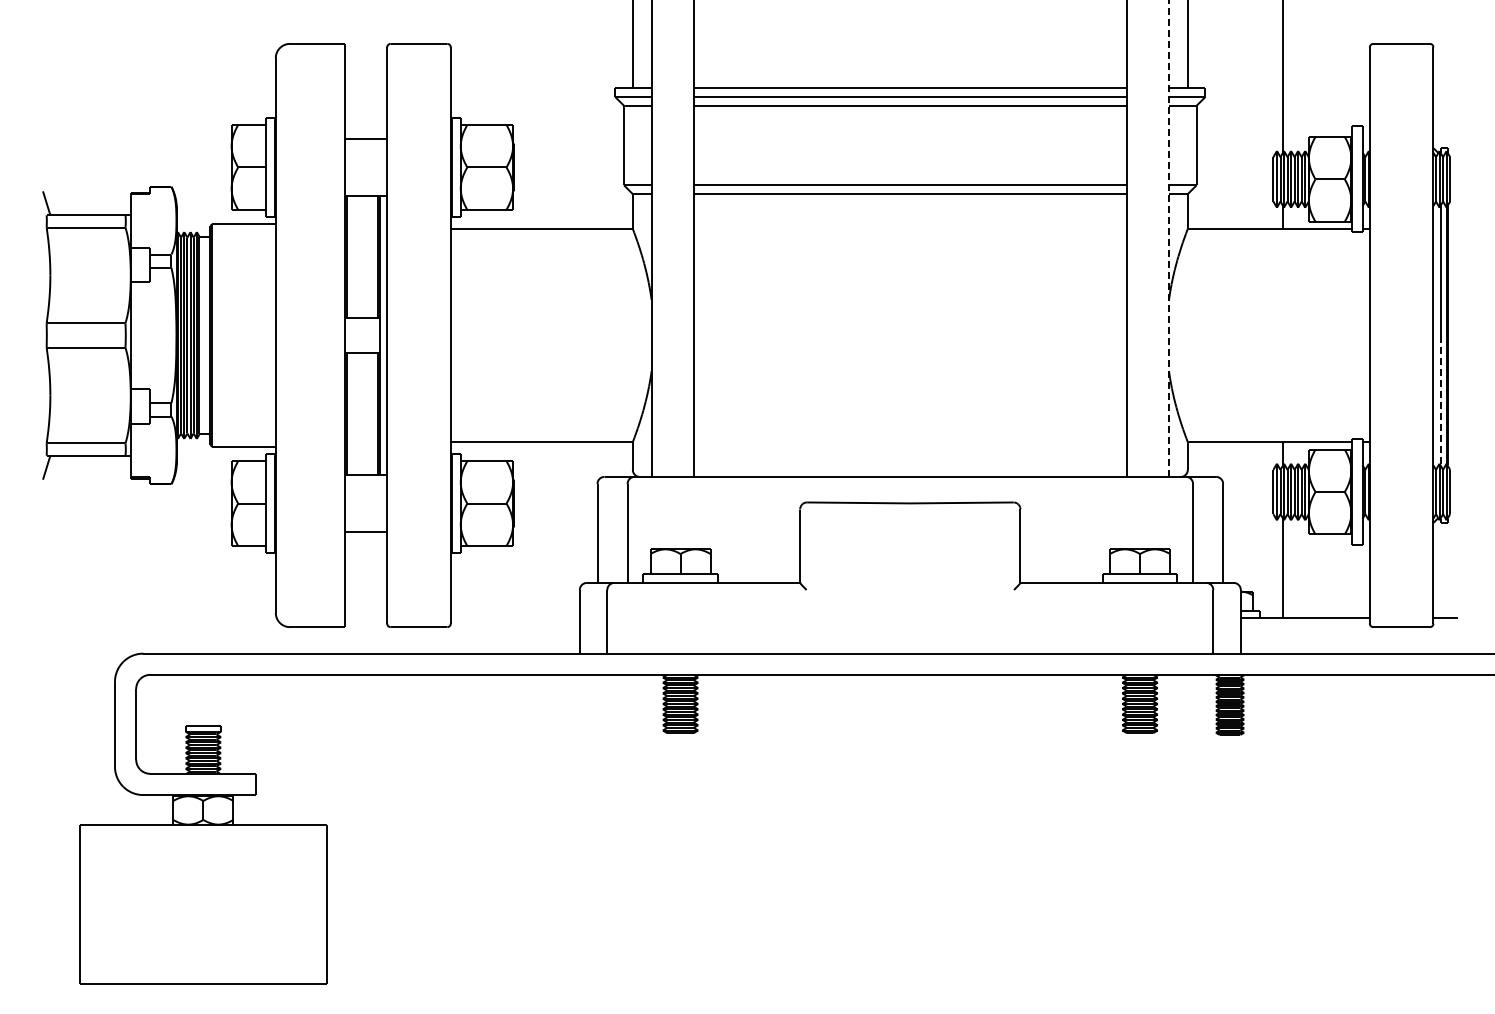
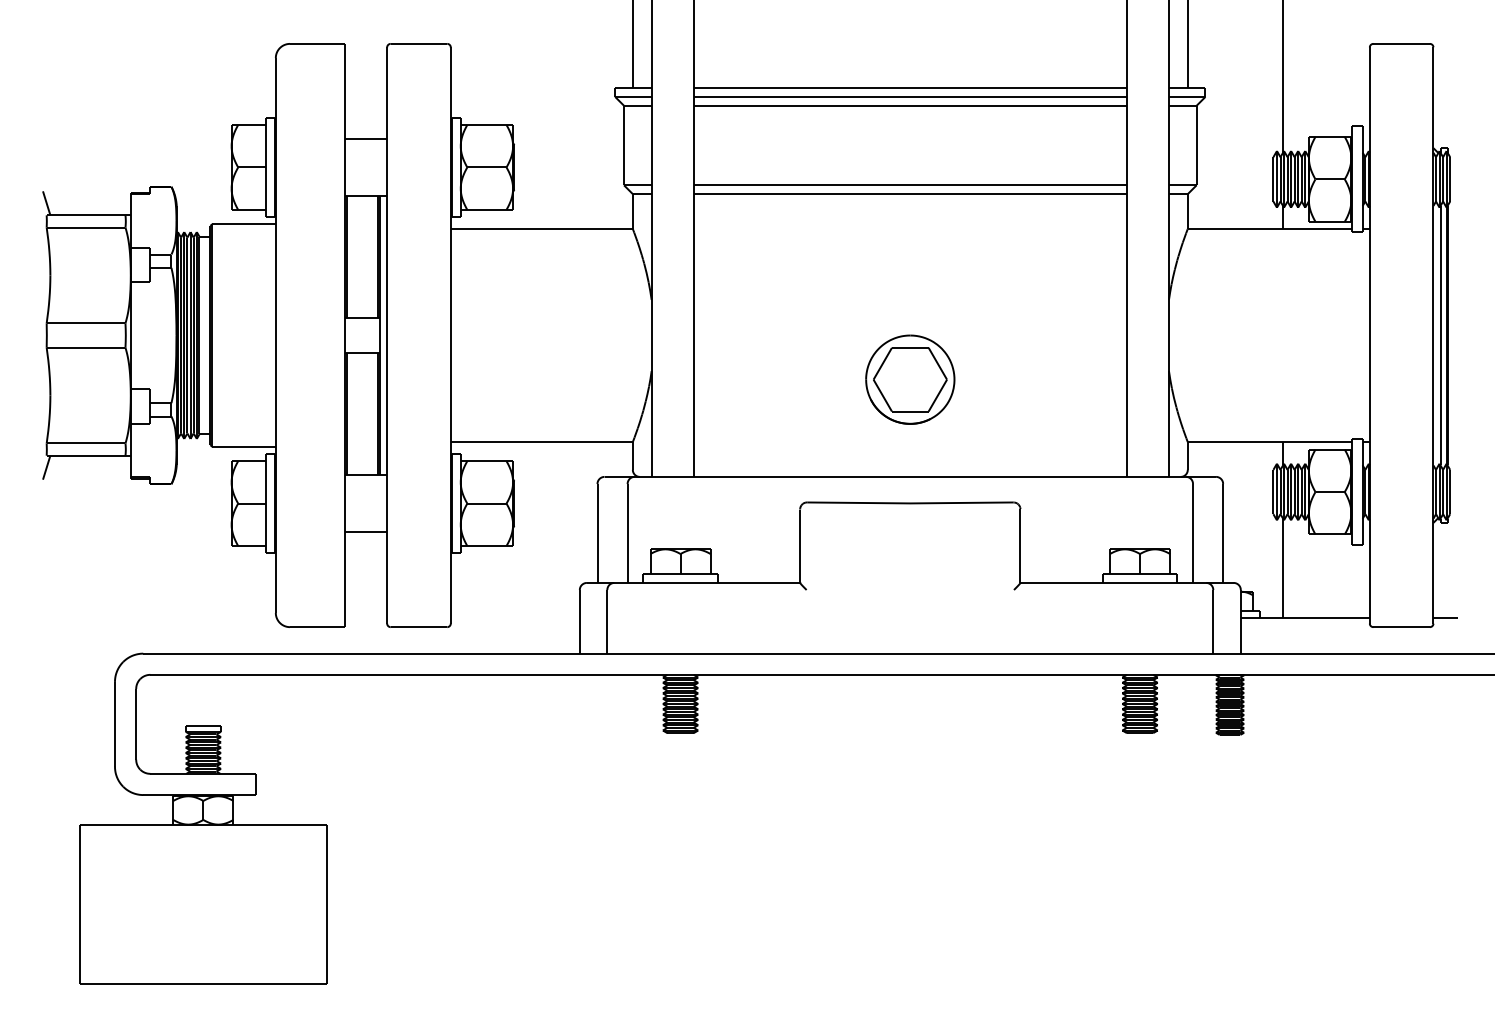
line: dashed -> solid (1168, 238)
part: none -> present (910, 379)
line: dashed -> solid (1440, 400)
